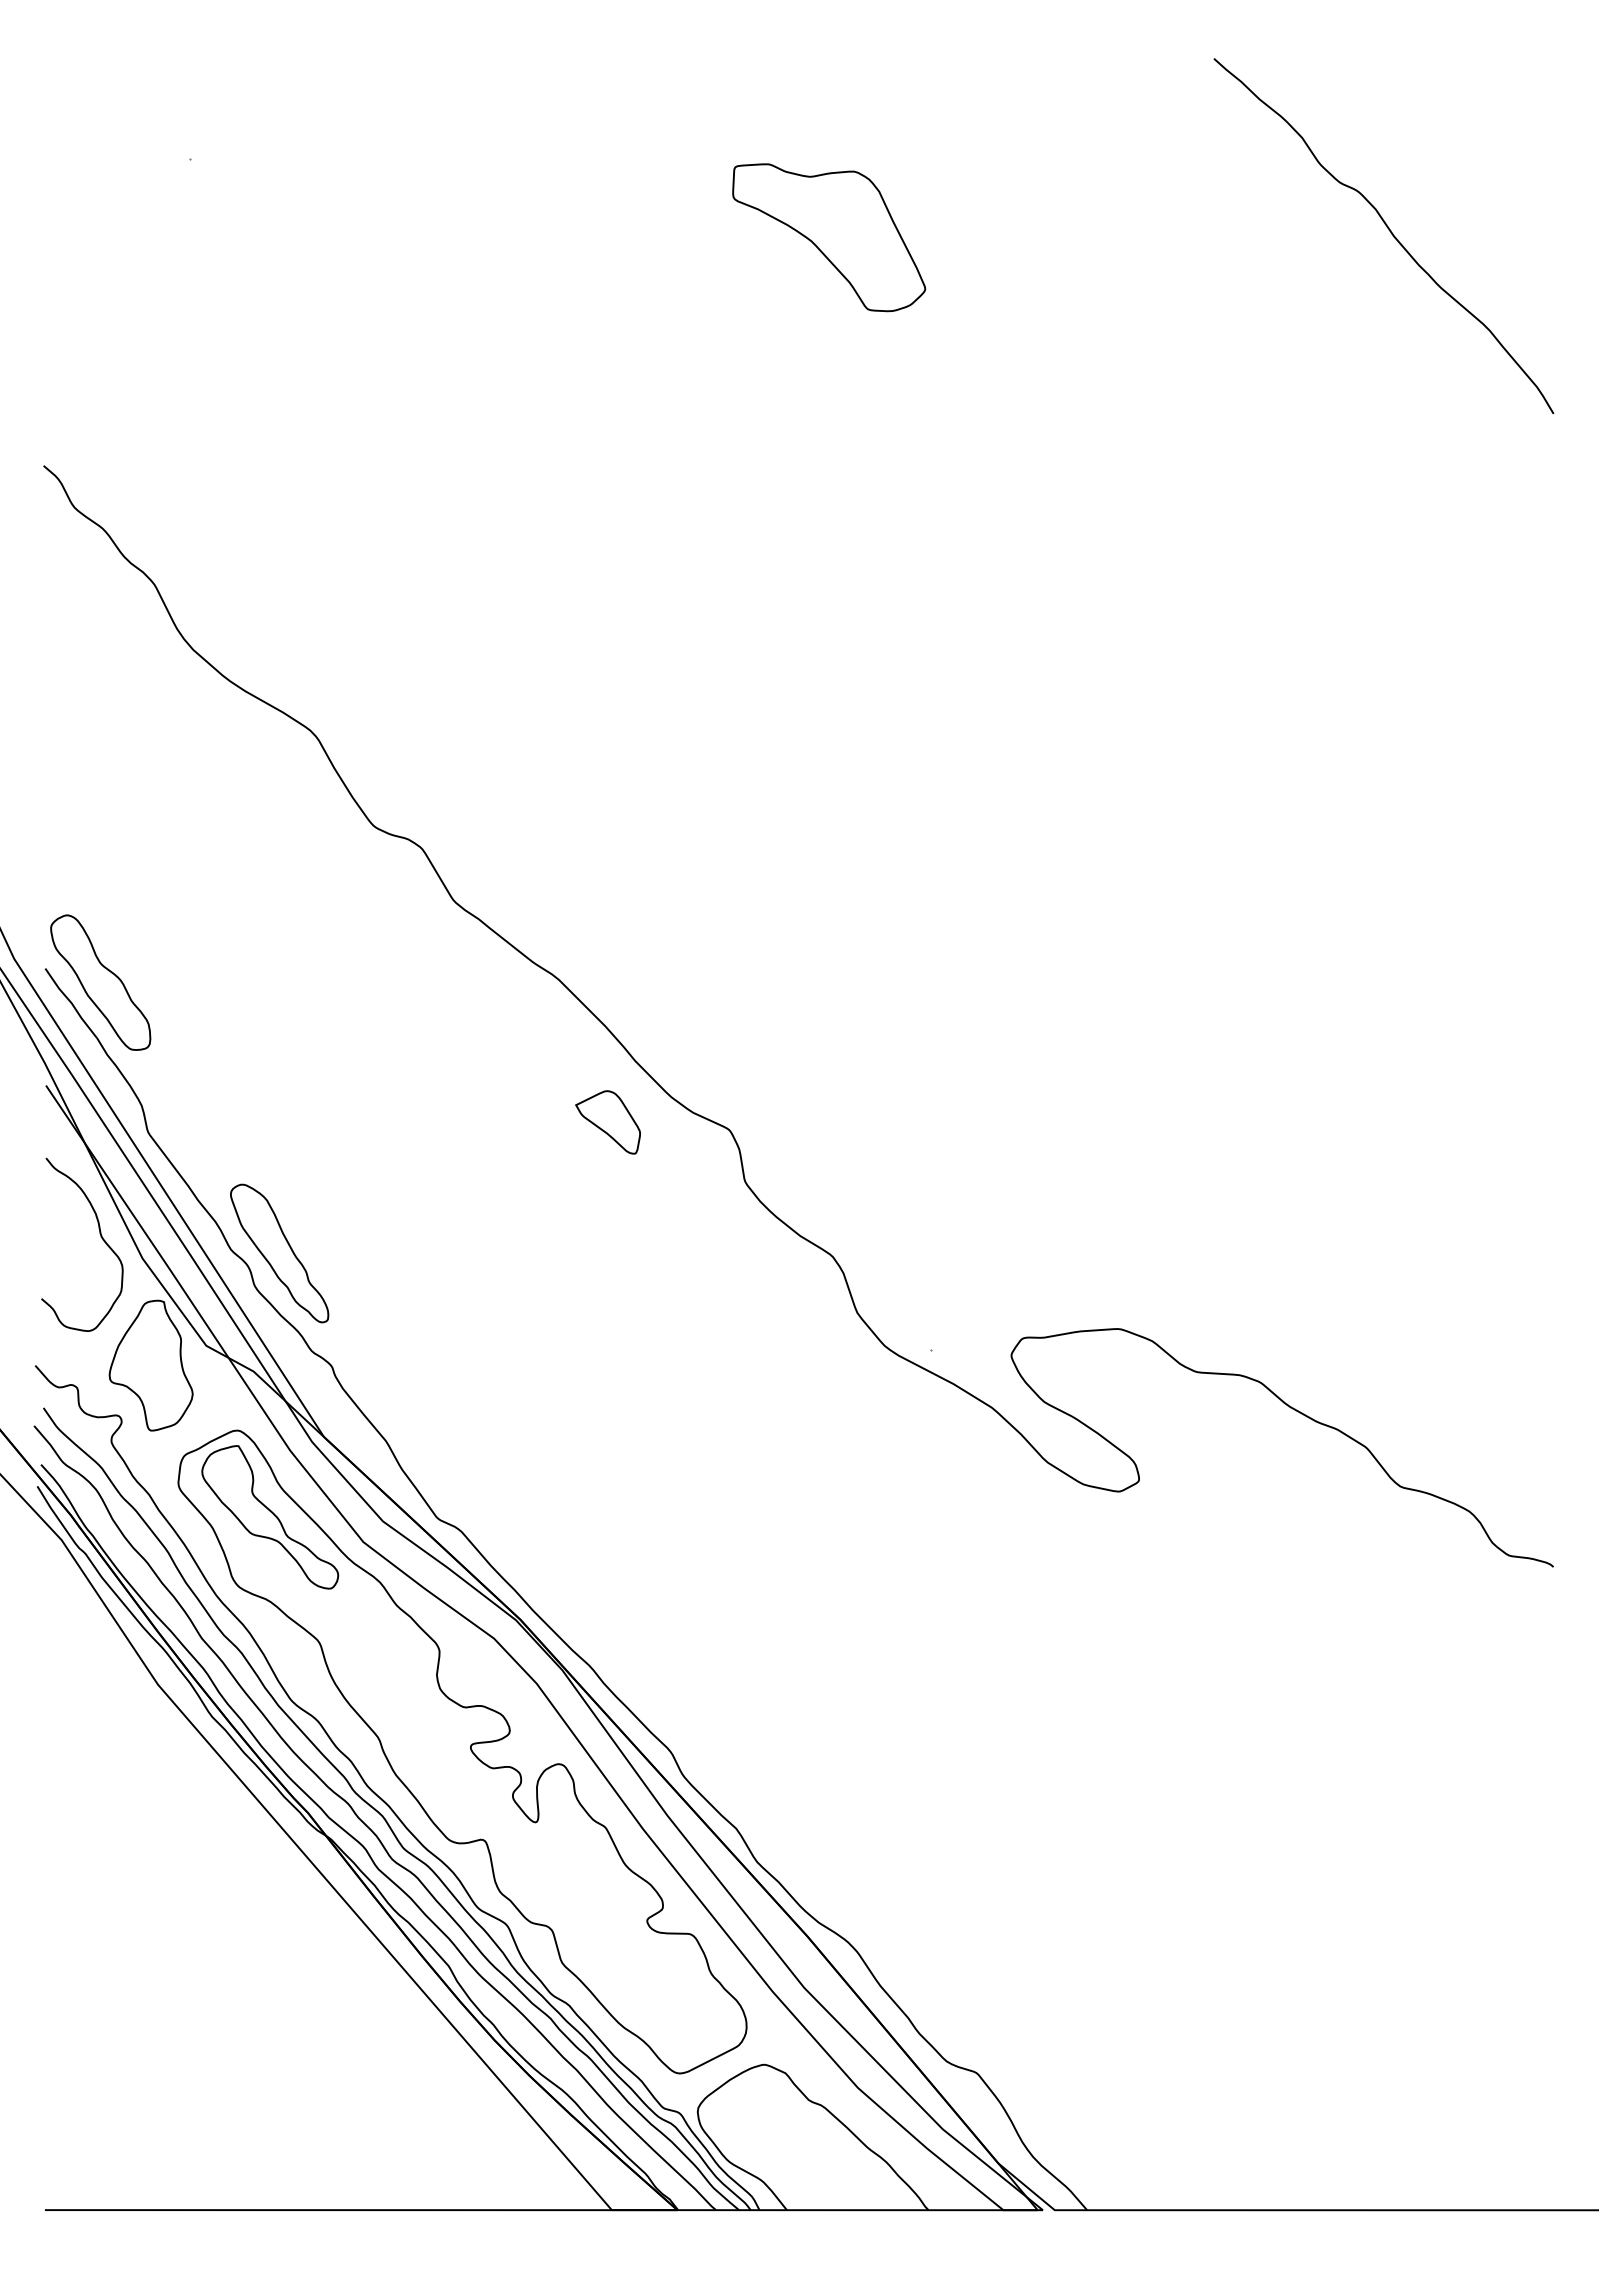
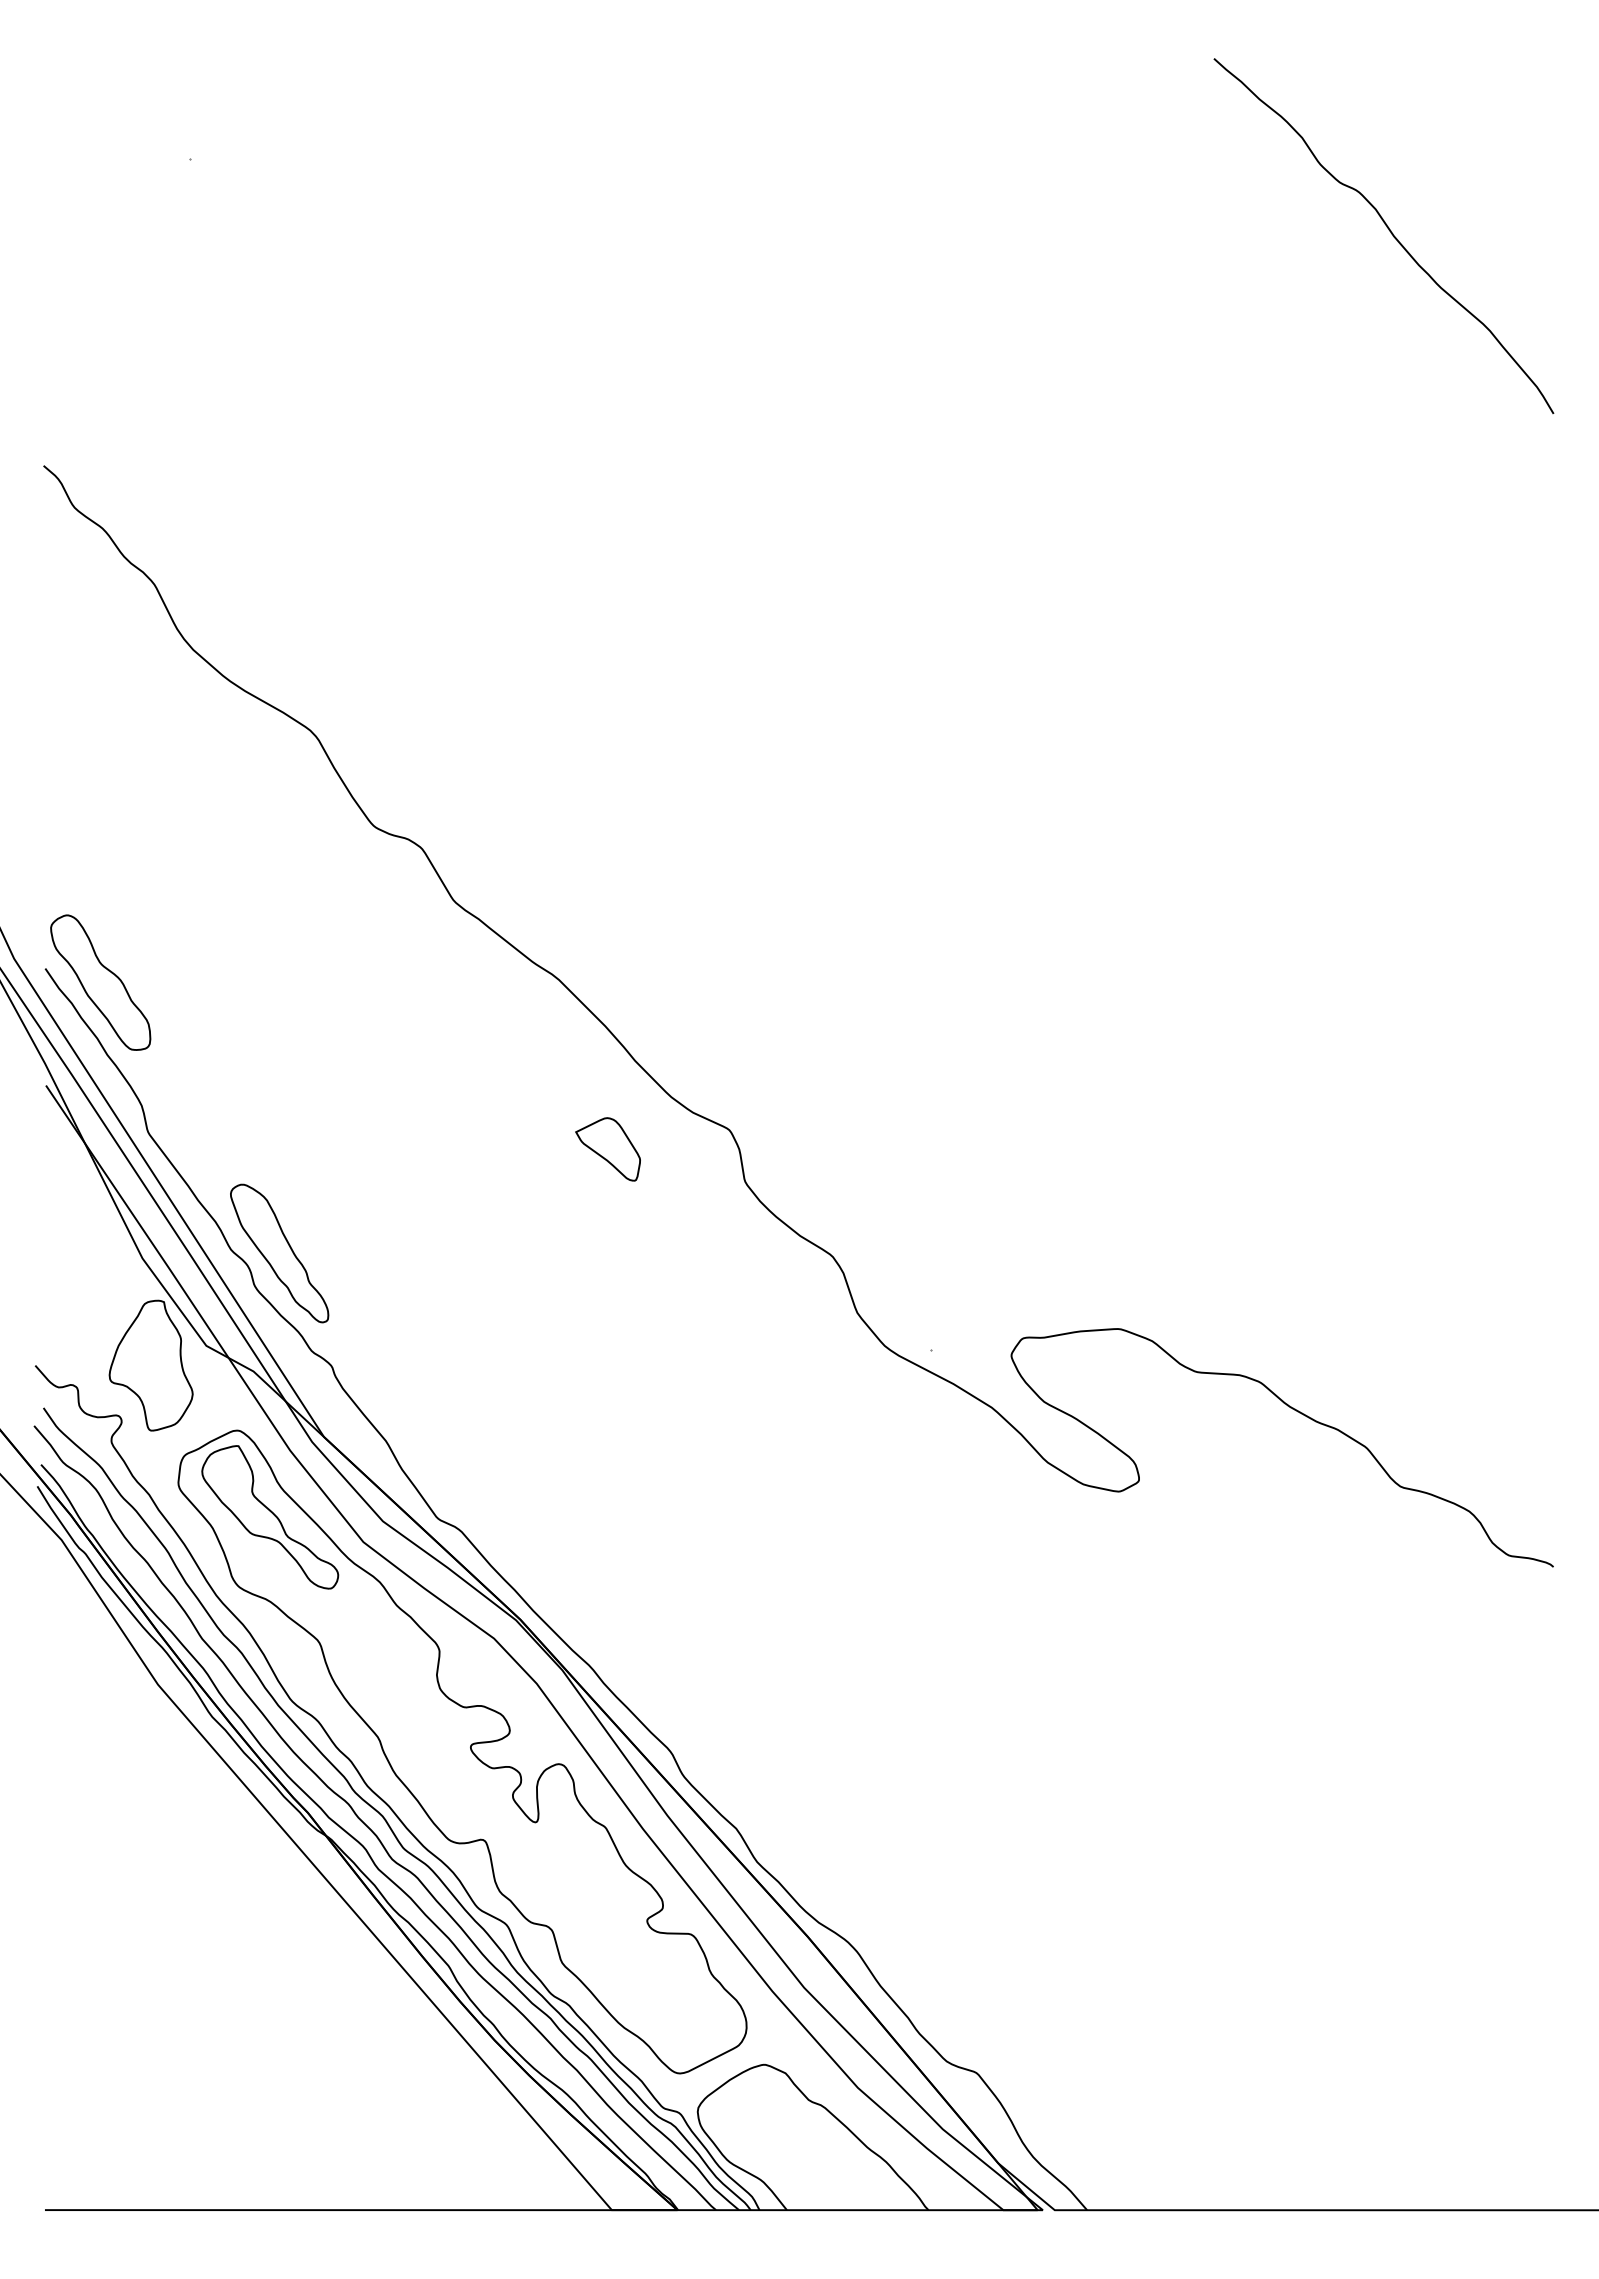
part: present -> none (829, 237)
part position: (607, 1122) -> (607, 1149) (607, 1149)
curve: present -> none (100, 1236)
